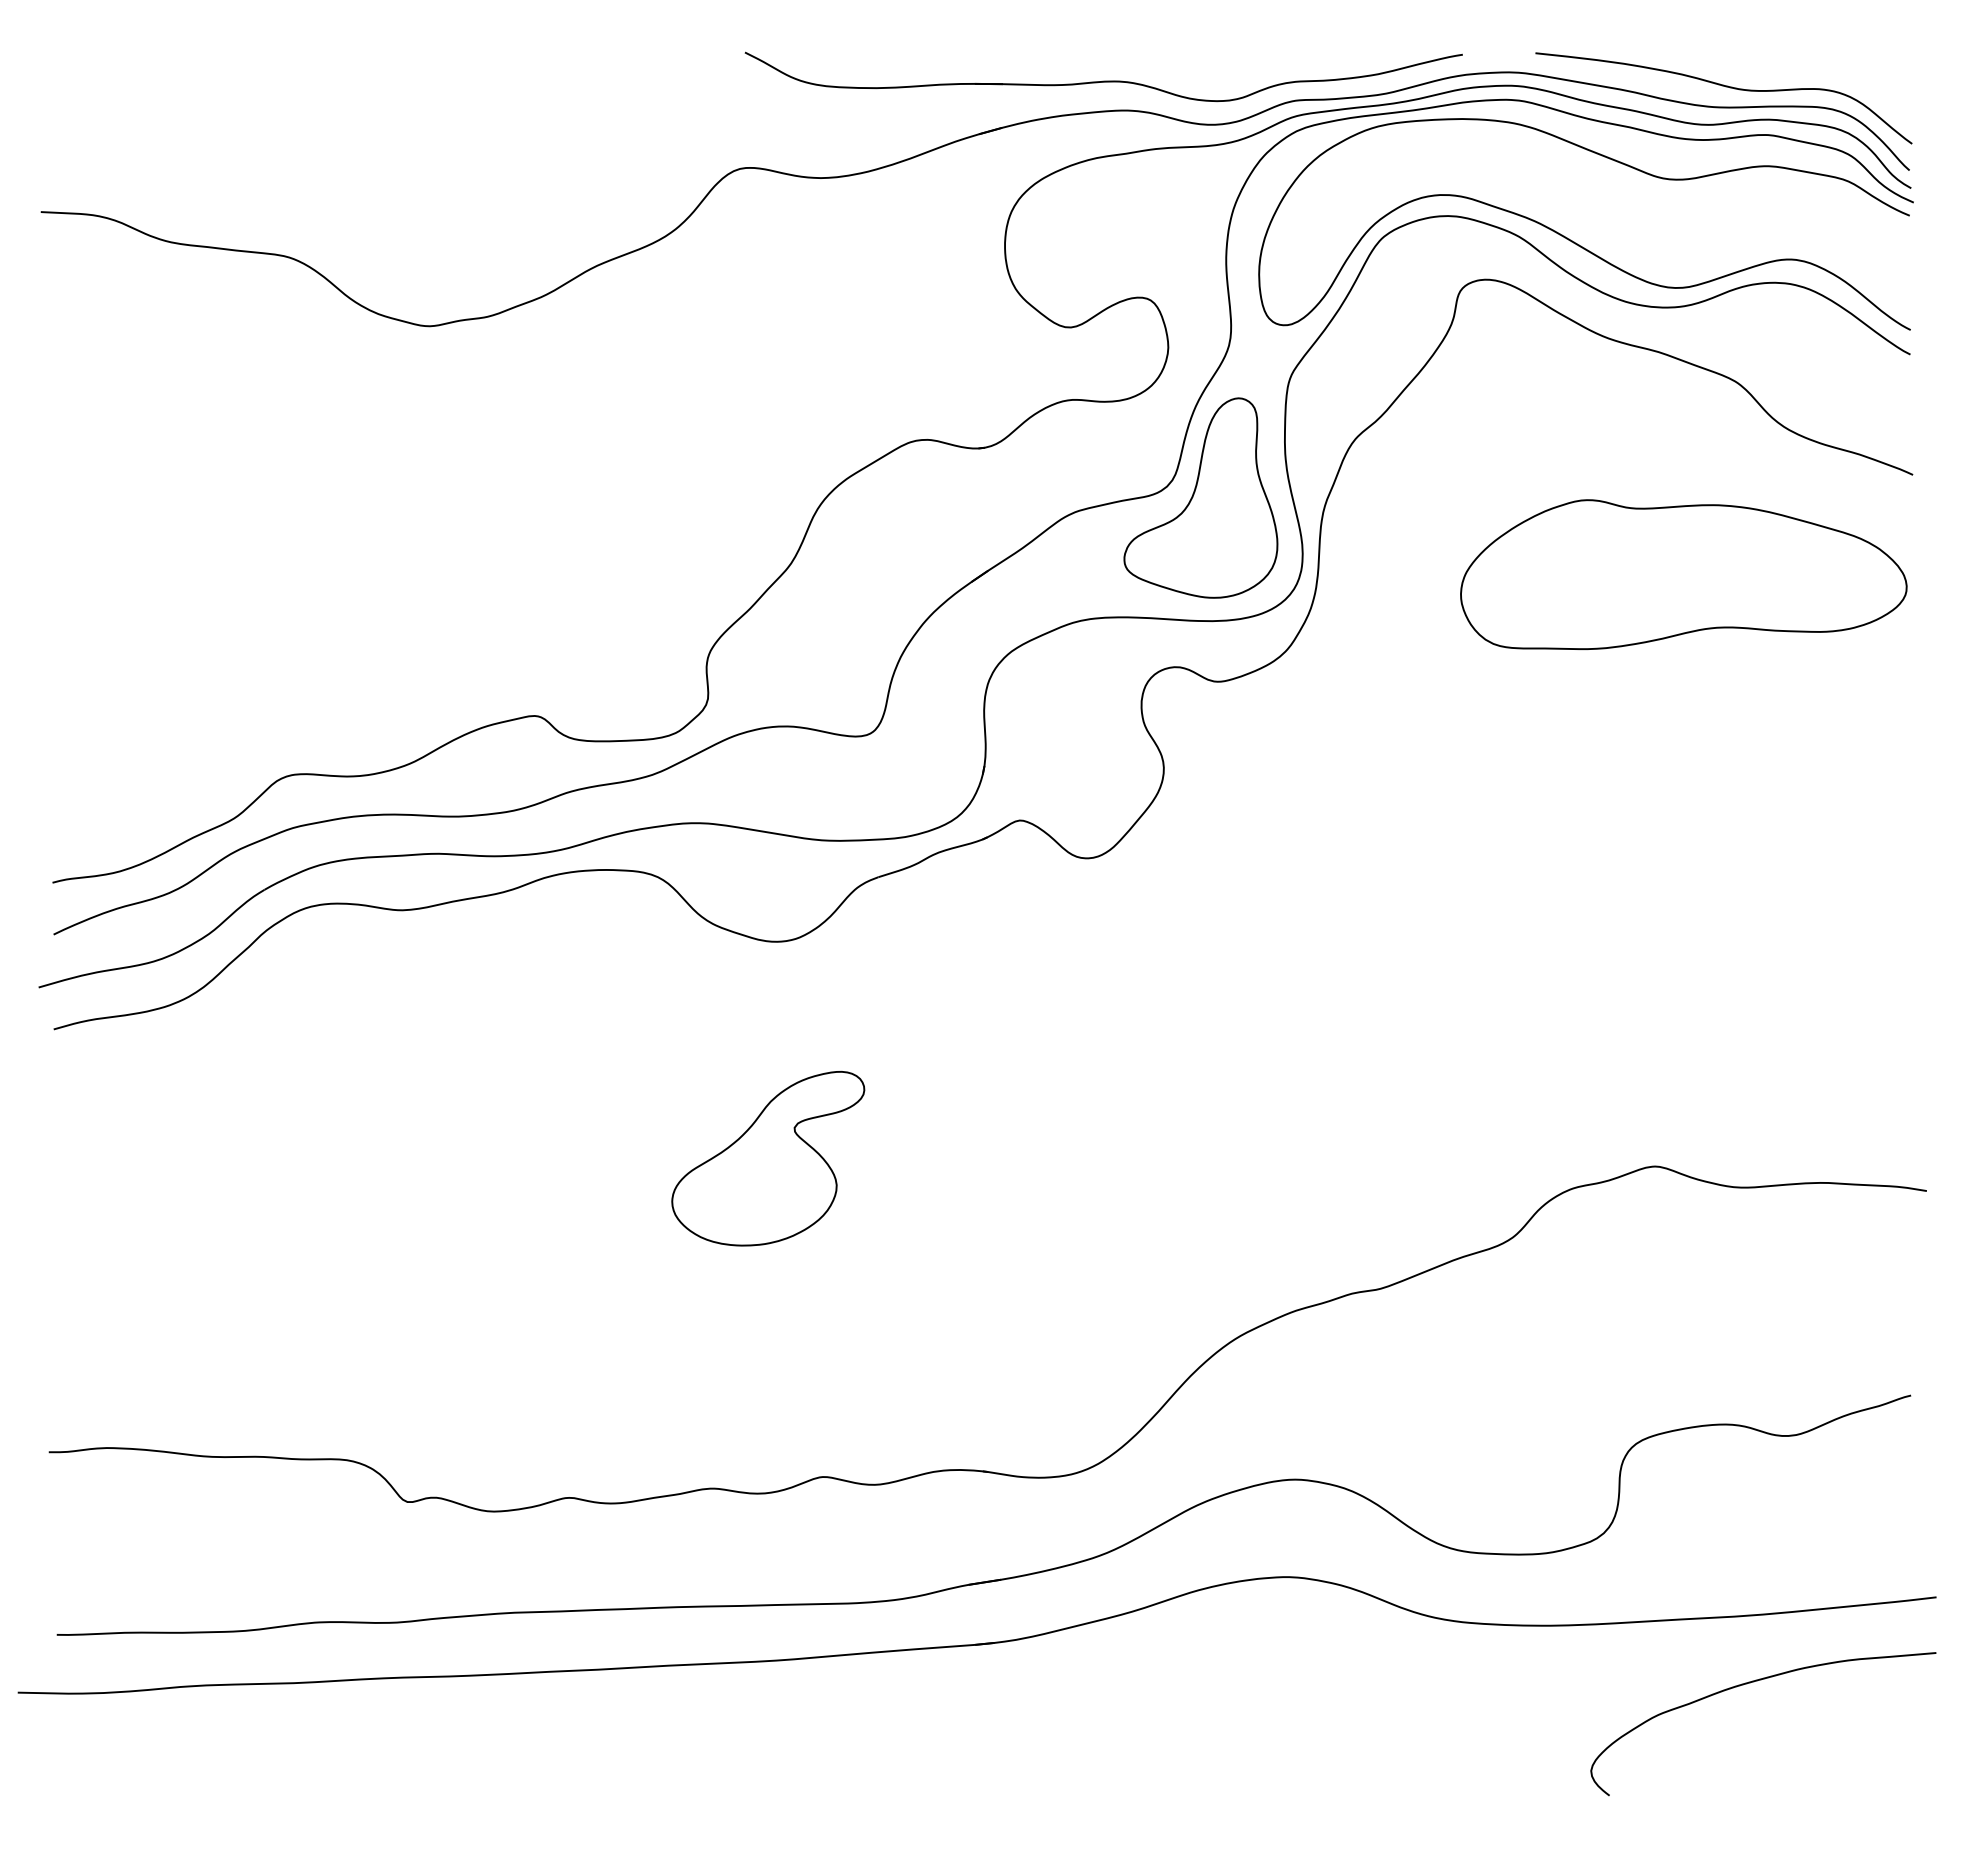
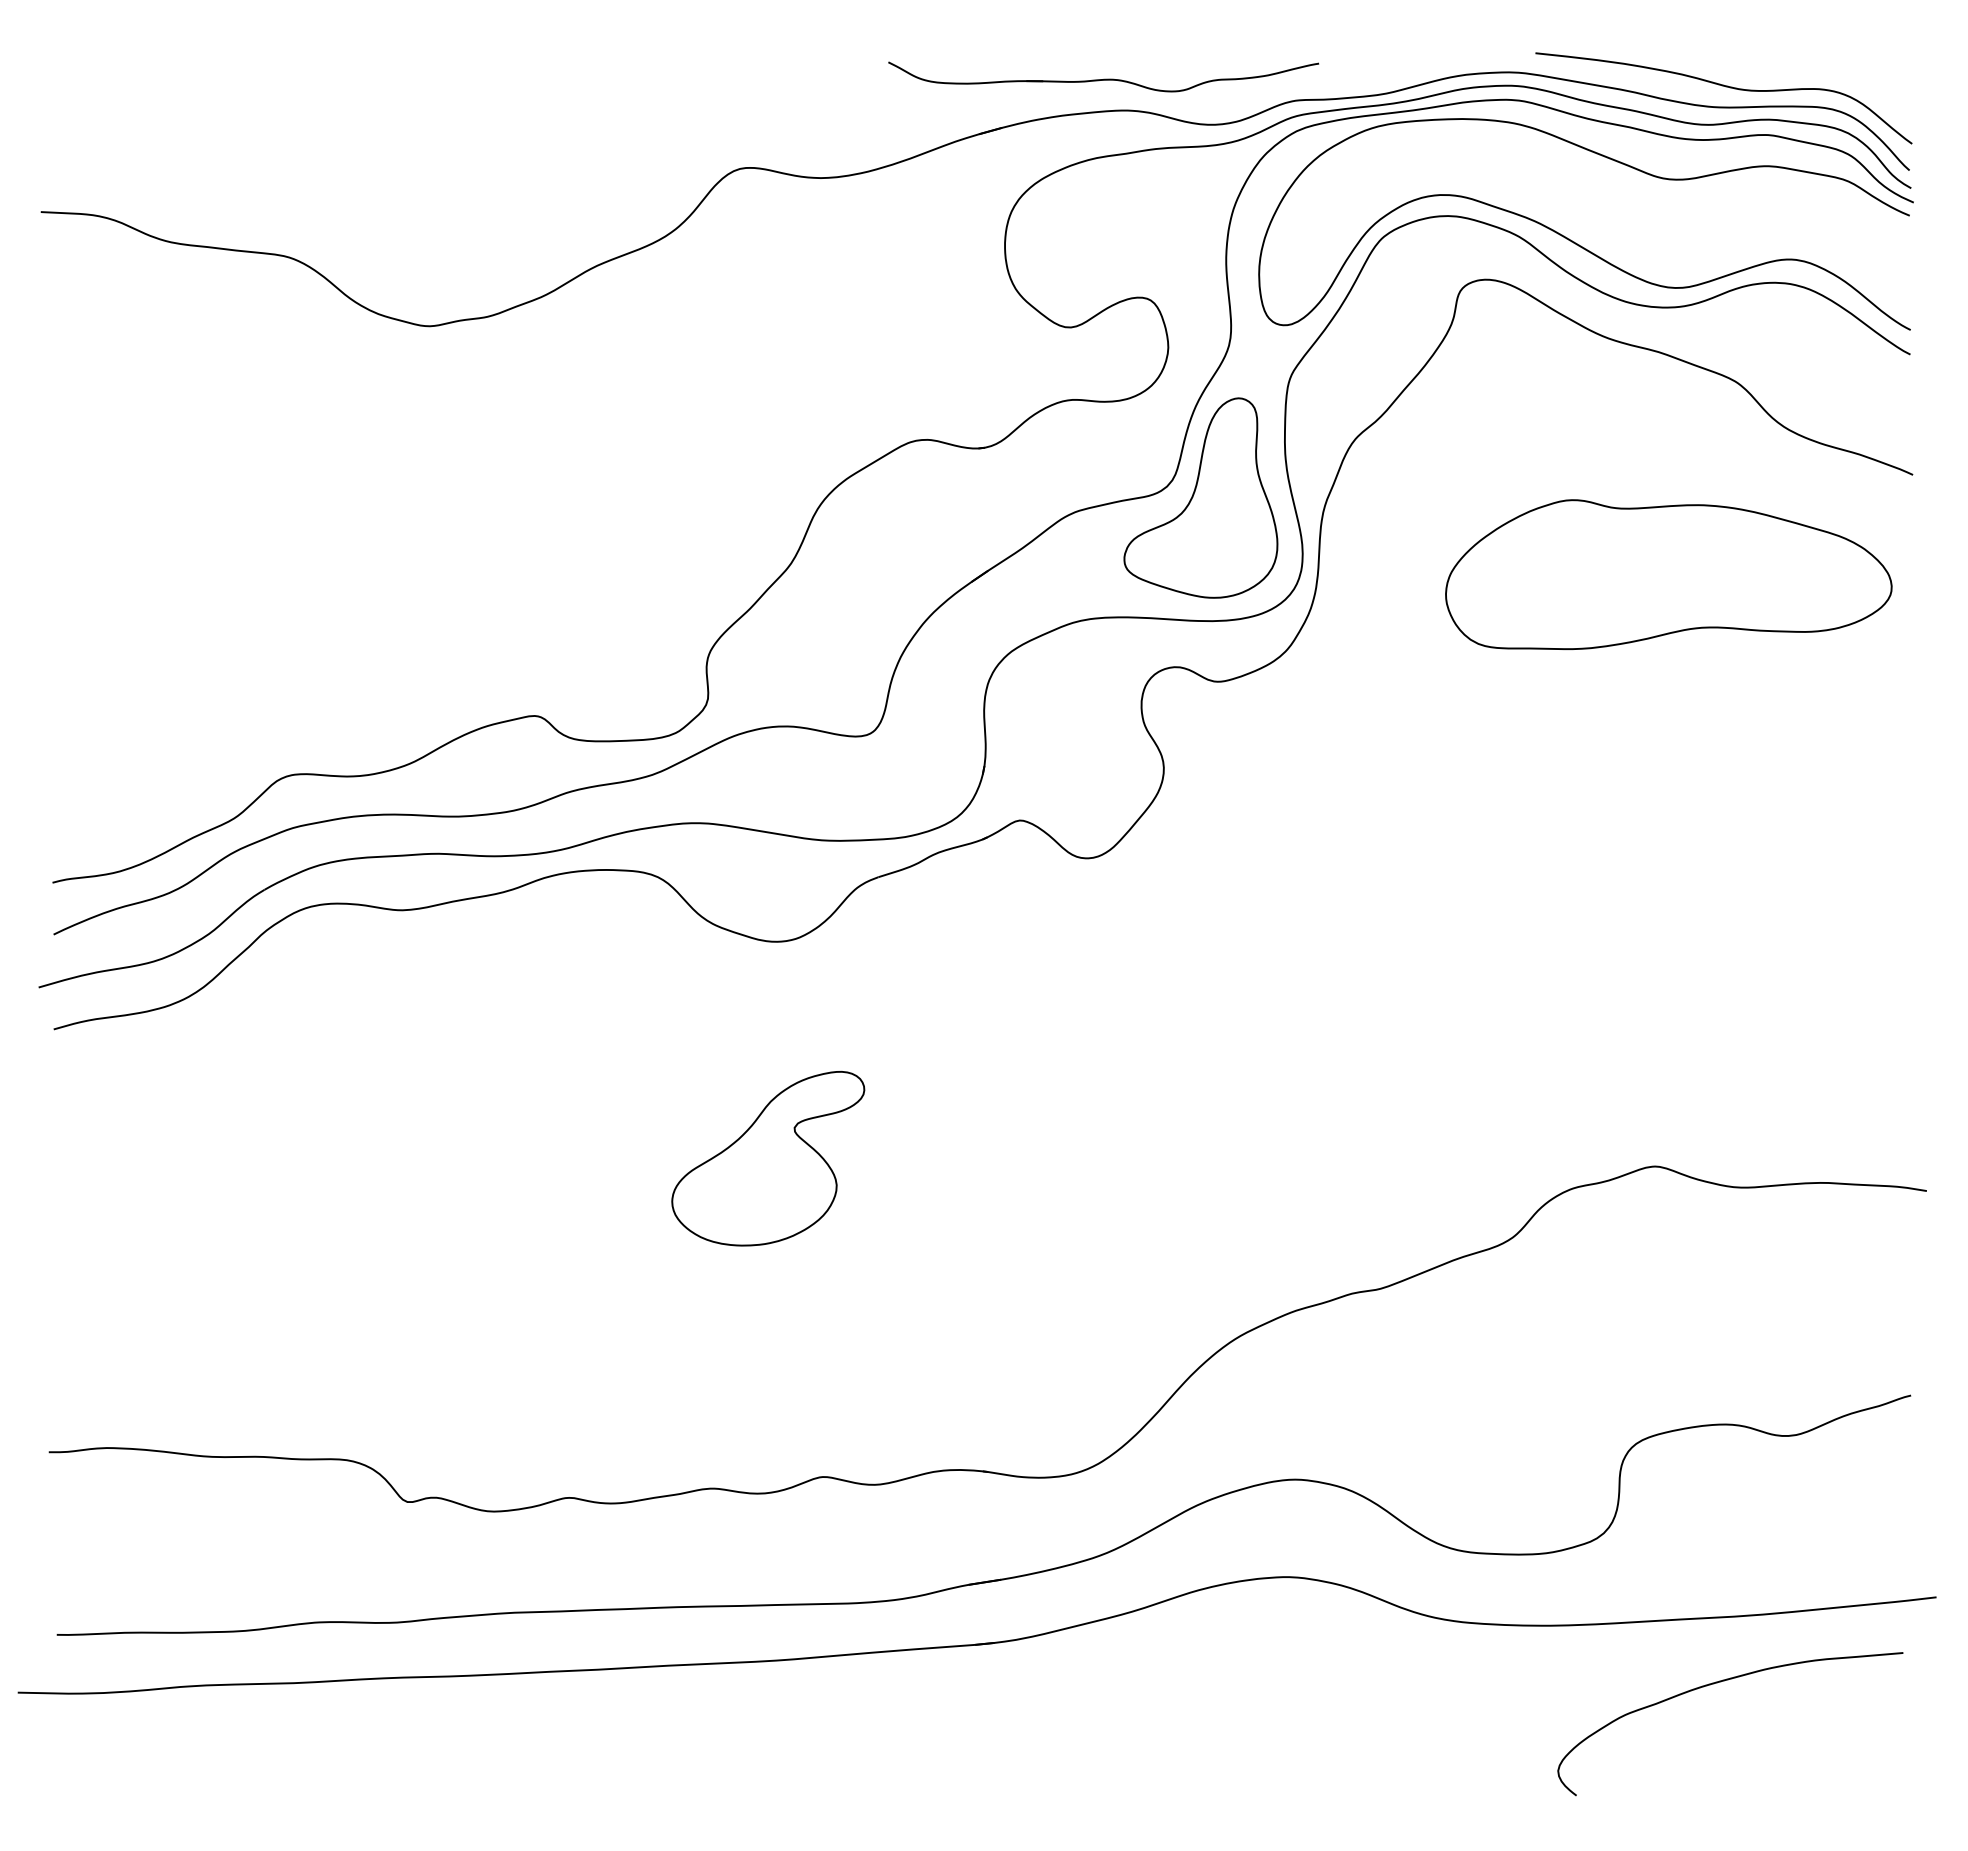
part size: 719x52 px -> 432x32 px (1103, 76)
part position: (1683, 574) -> (1668, 574) (1668, 574)
curve position: (1754, 1682) -> (1721, 1682) (1721, 1682)
